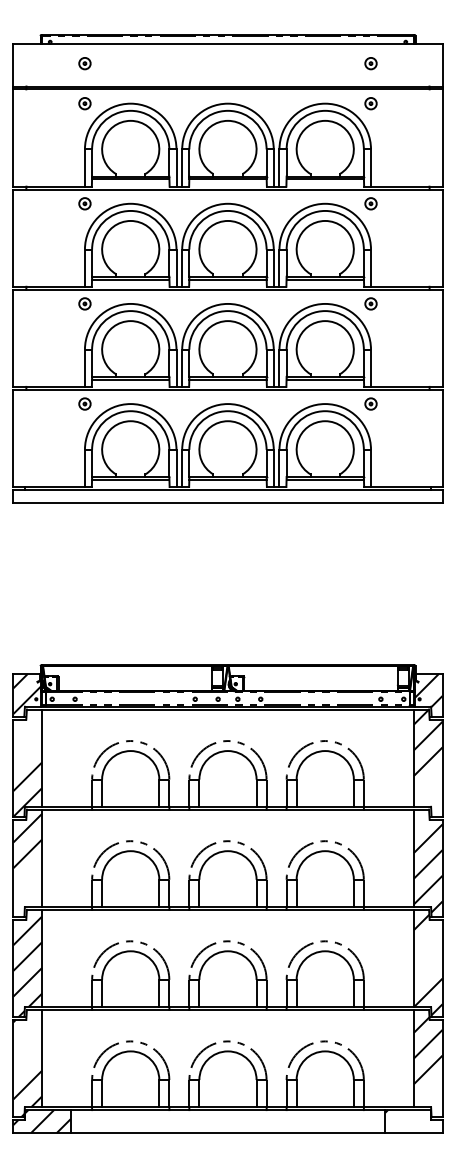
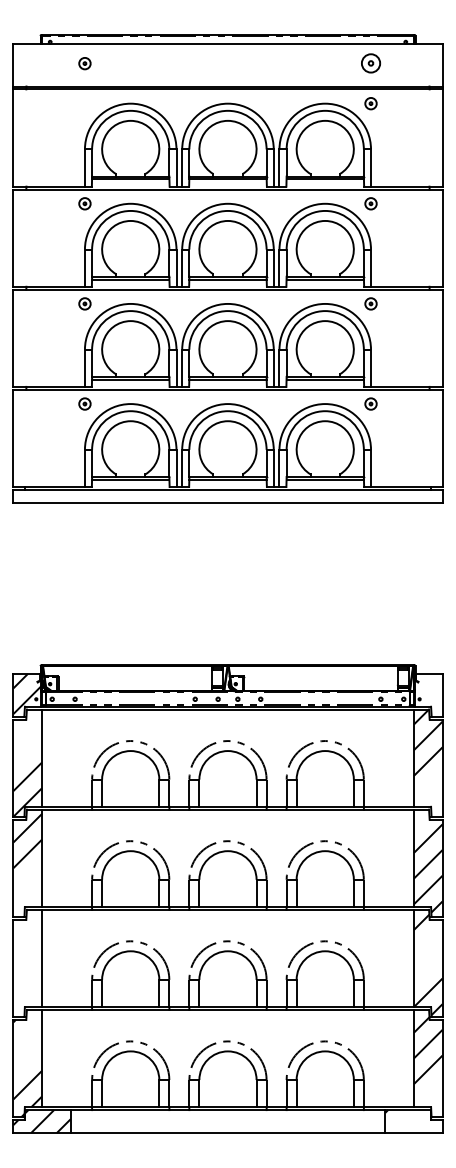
part size: 14x14 px -> 21x21 px (371, 63)
part: present -> none (84, 103)
hatch: present -> none (428, 690)
hatch: present -> none (27, 966)
